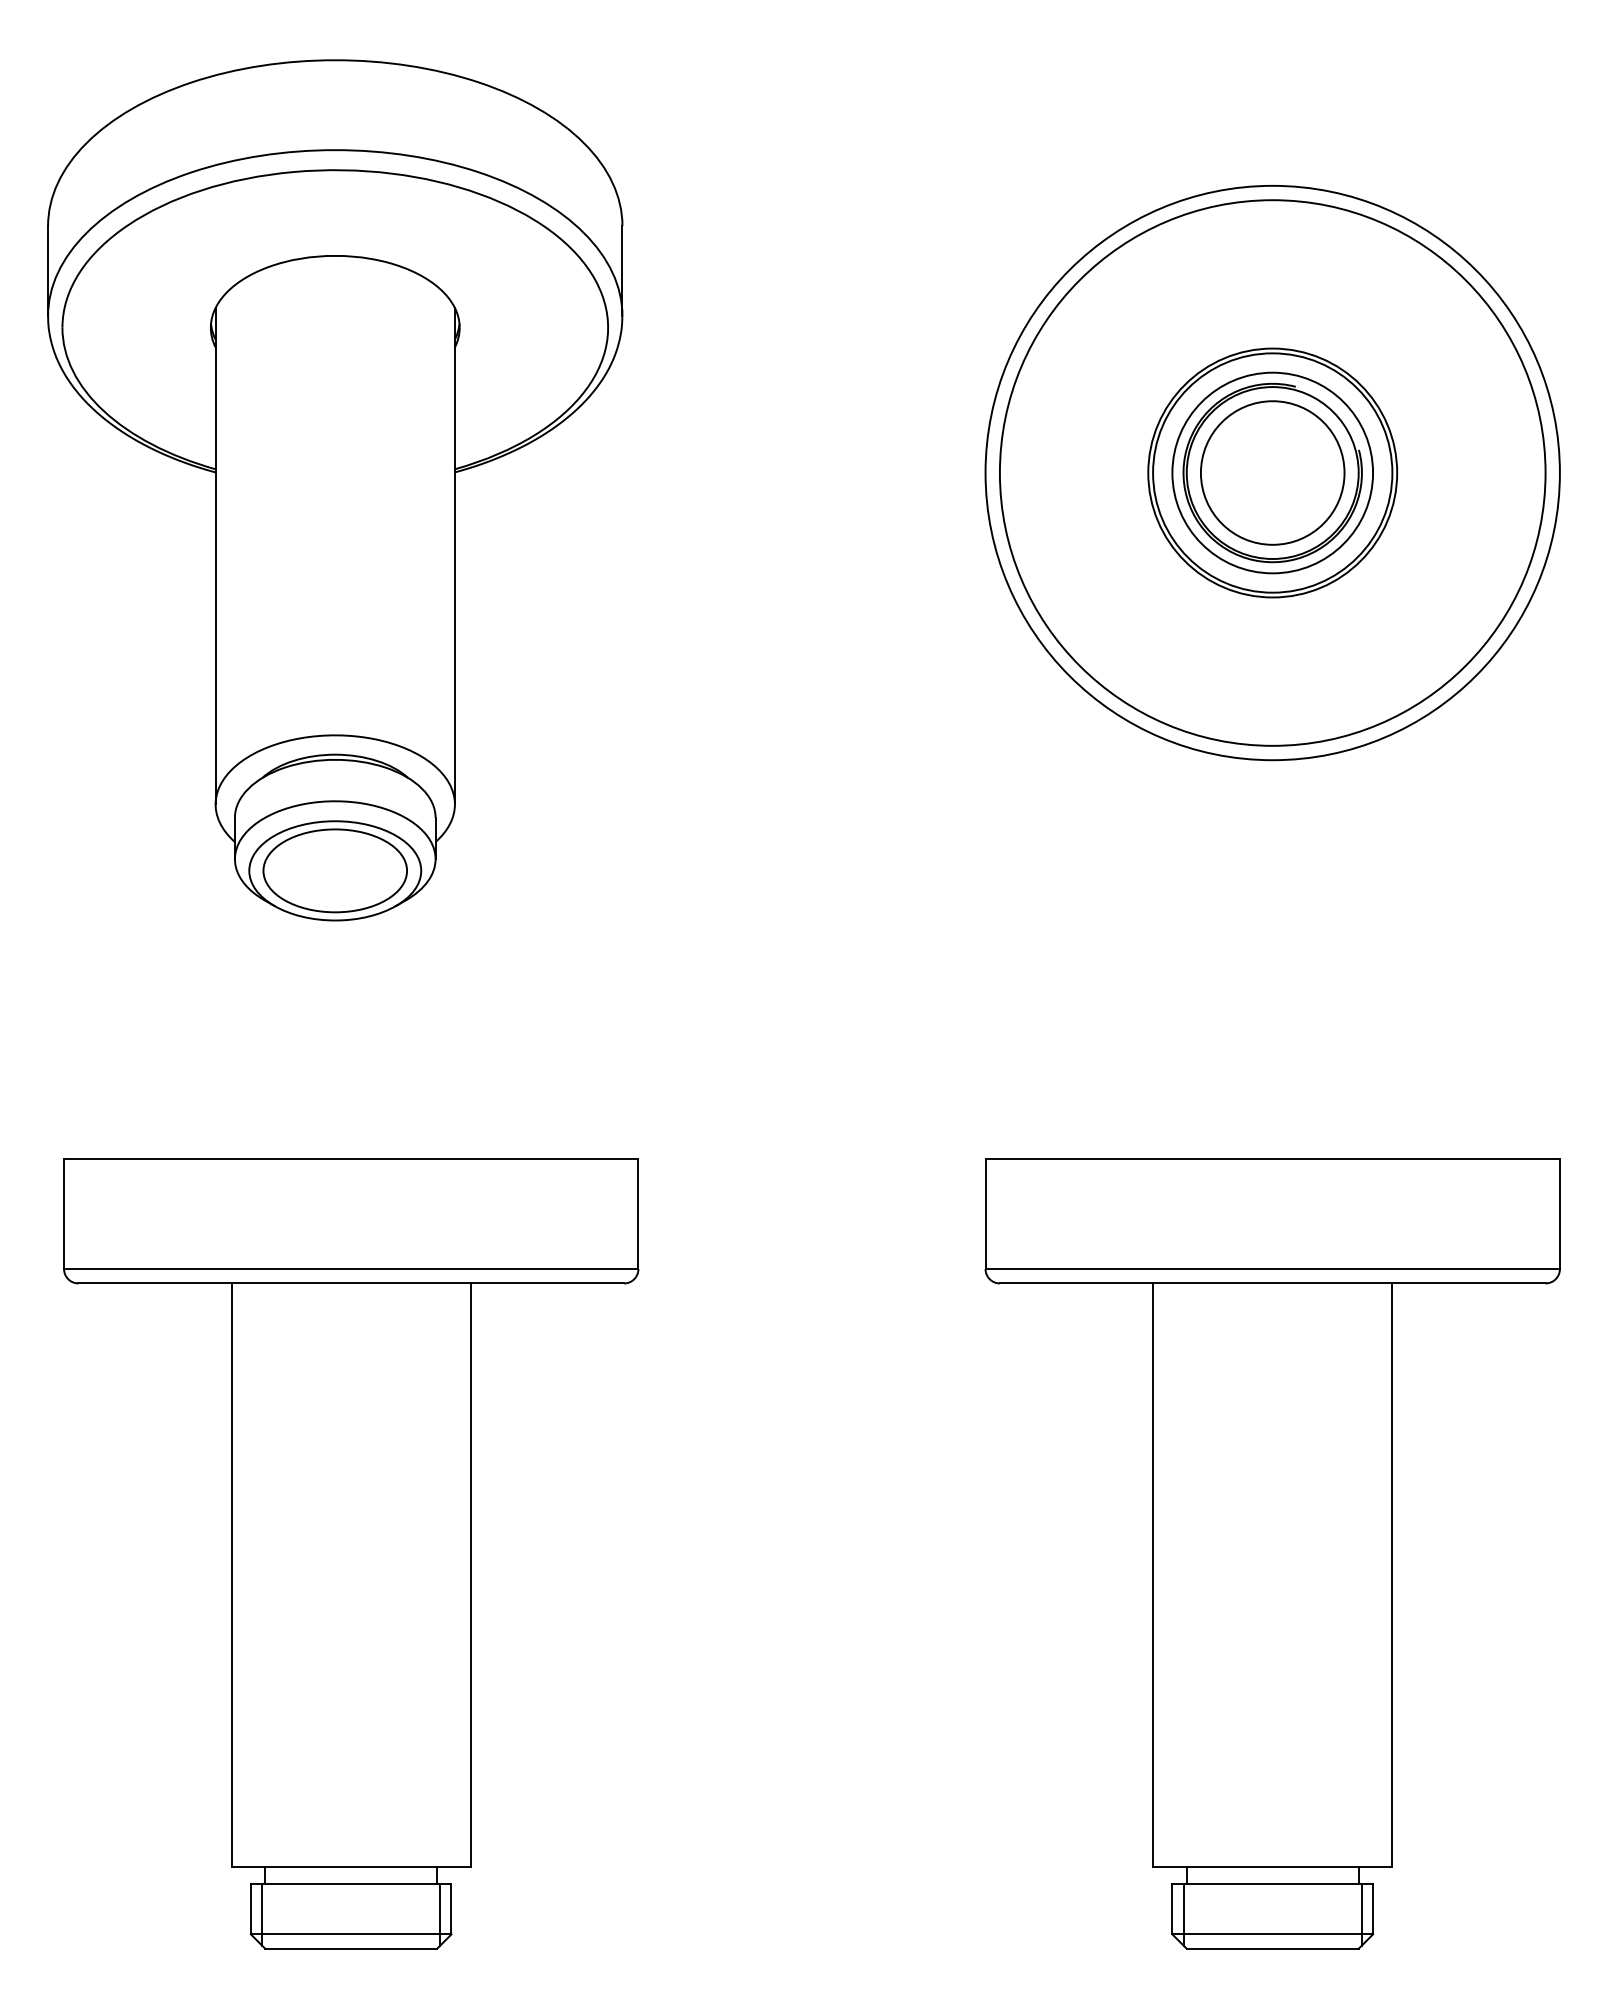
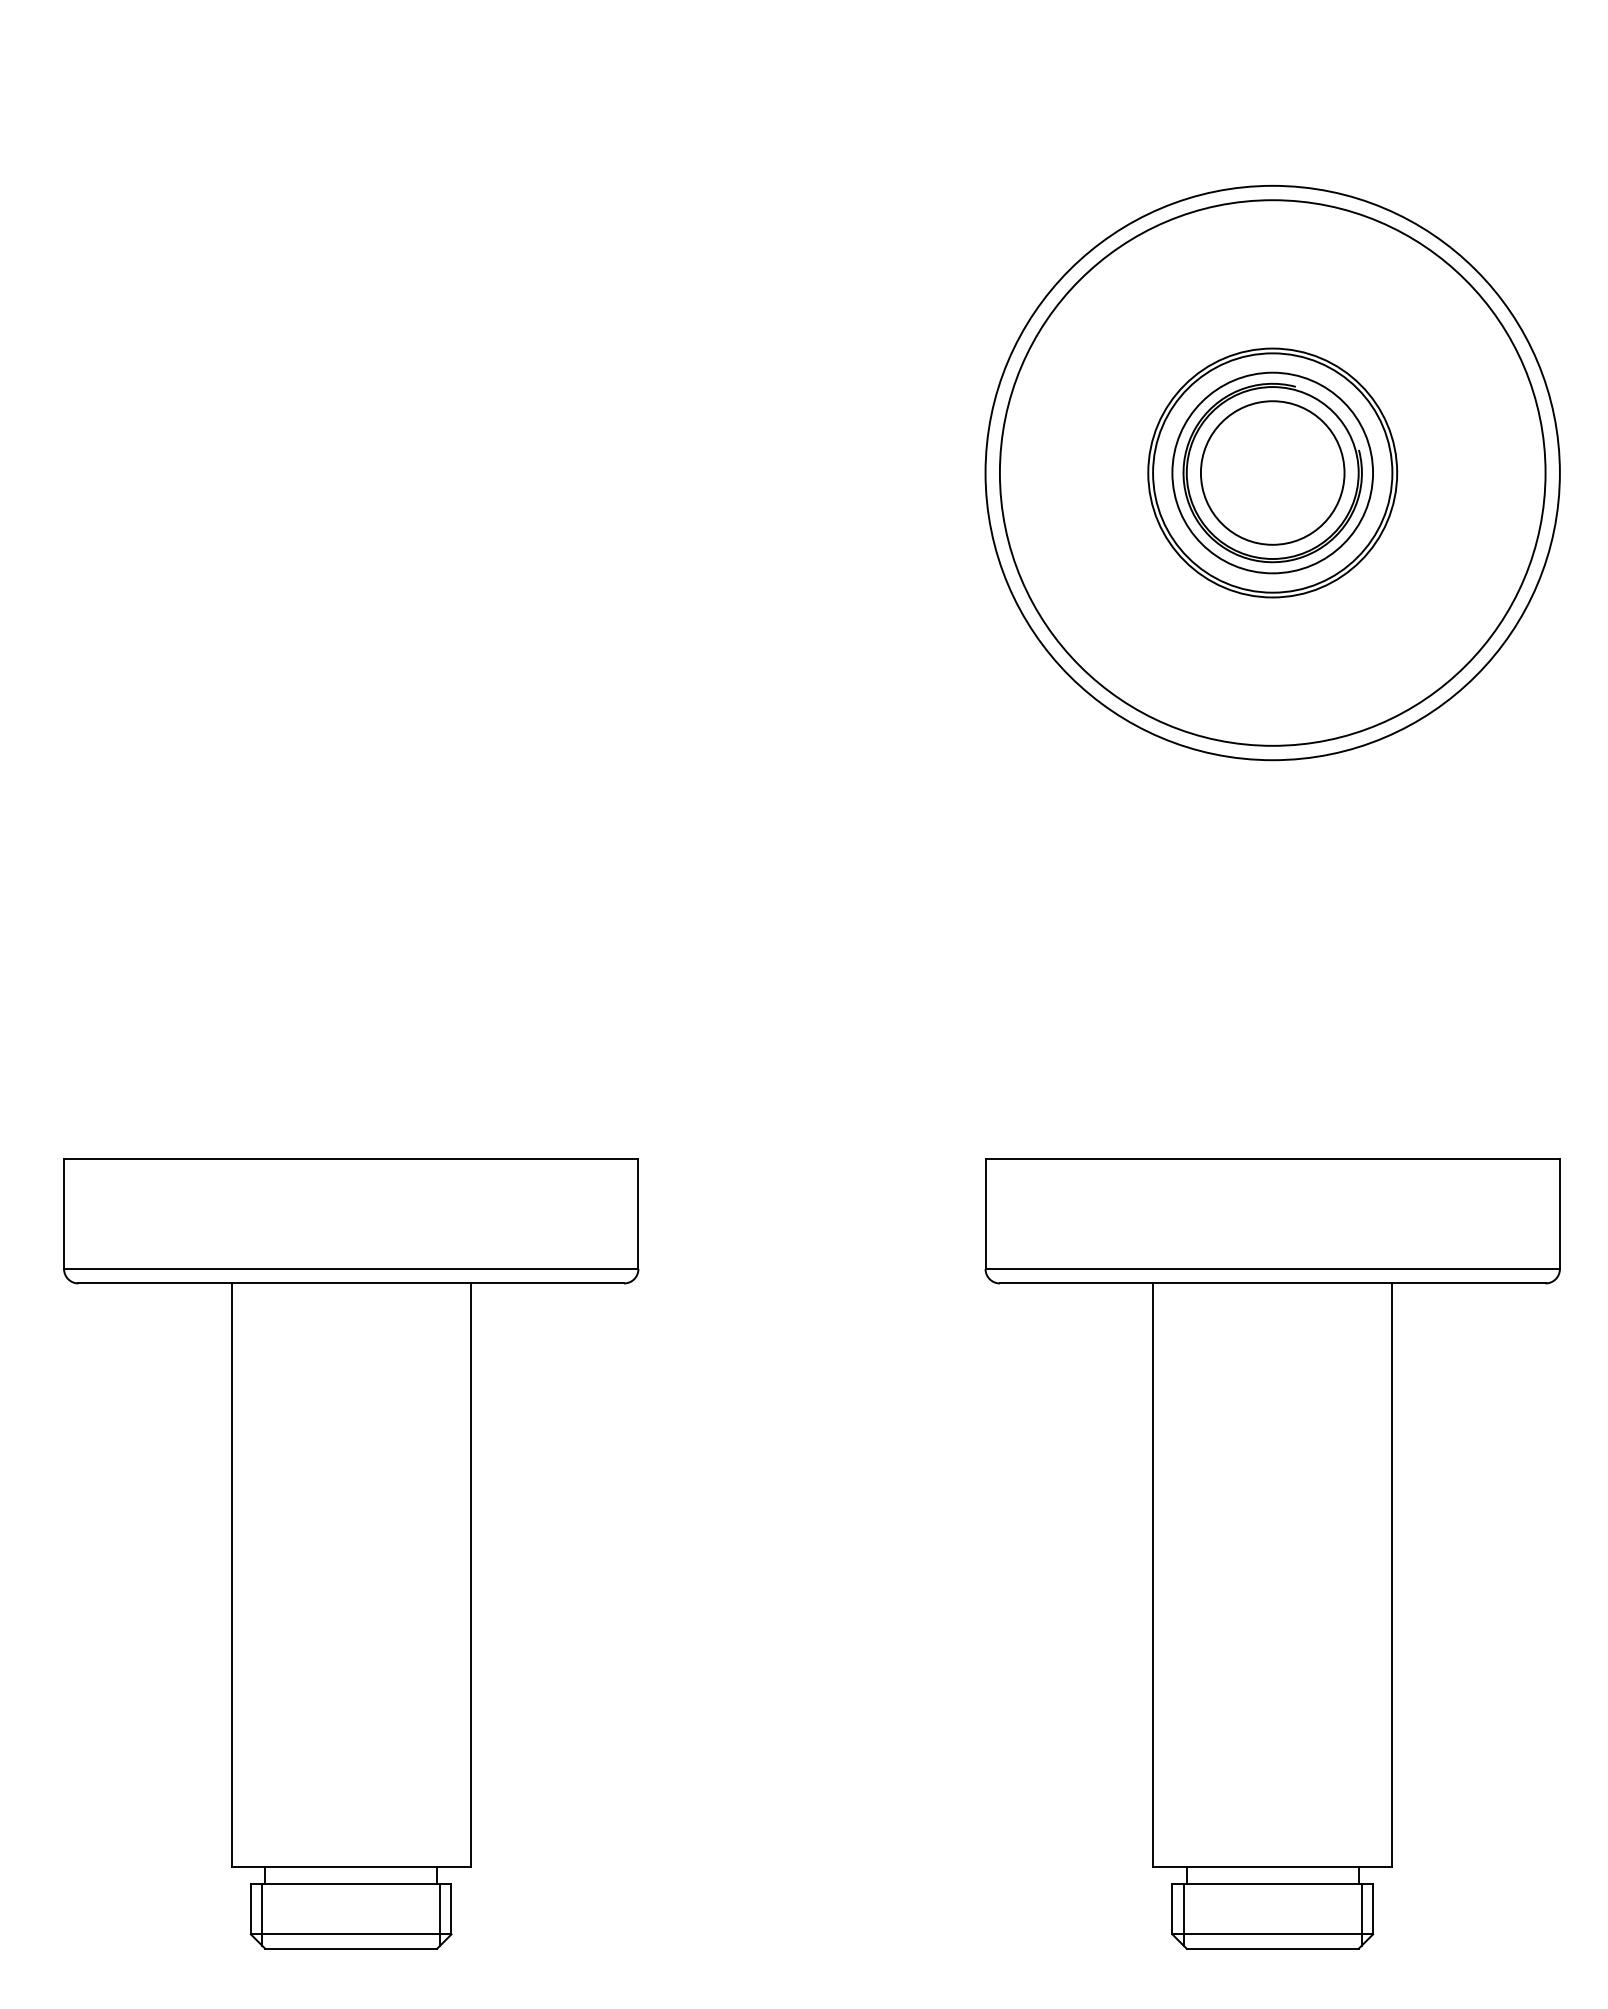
part: present -> none (335, 490)
